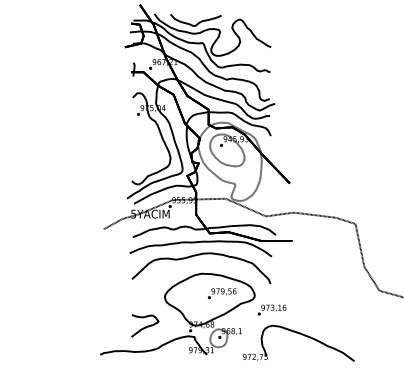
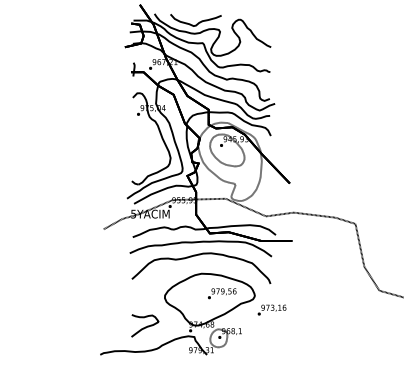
part: present -> none (299, 334)
